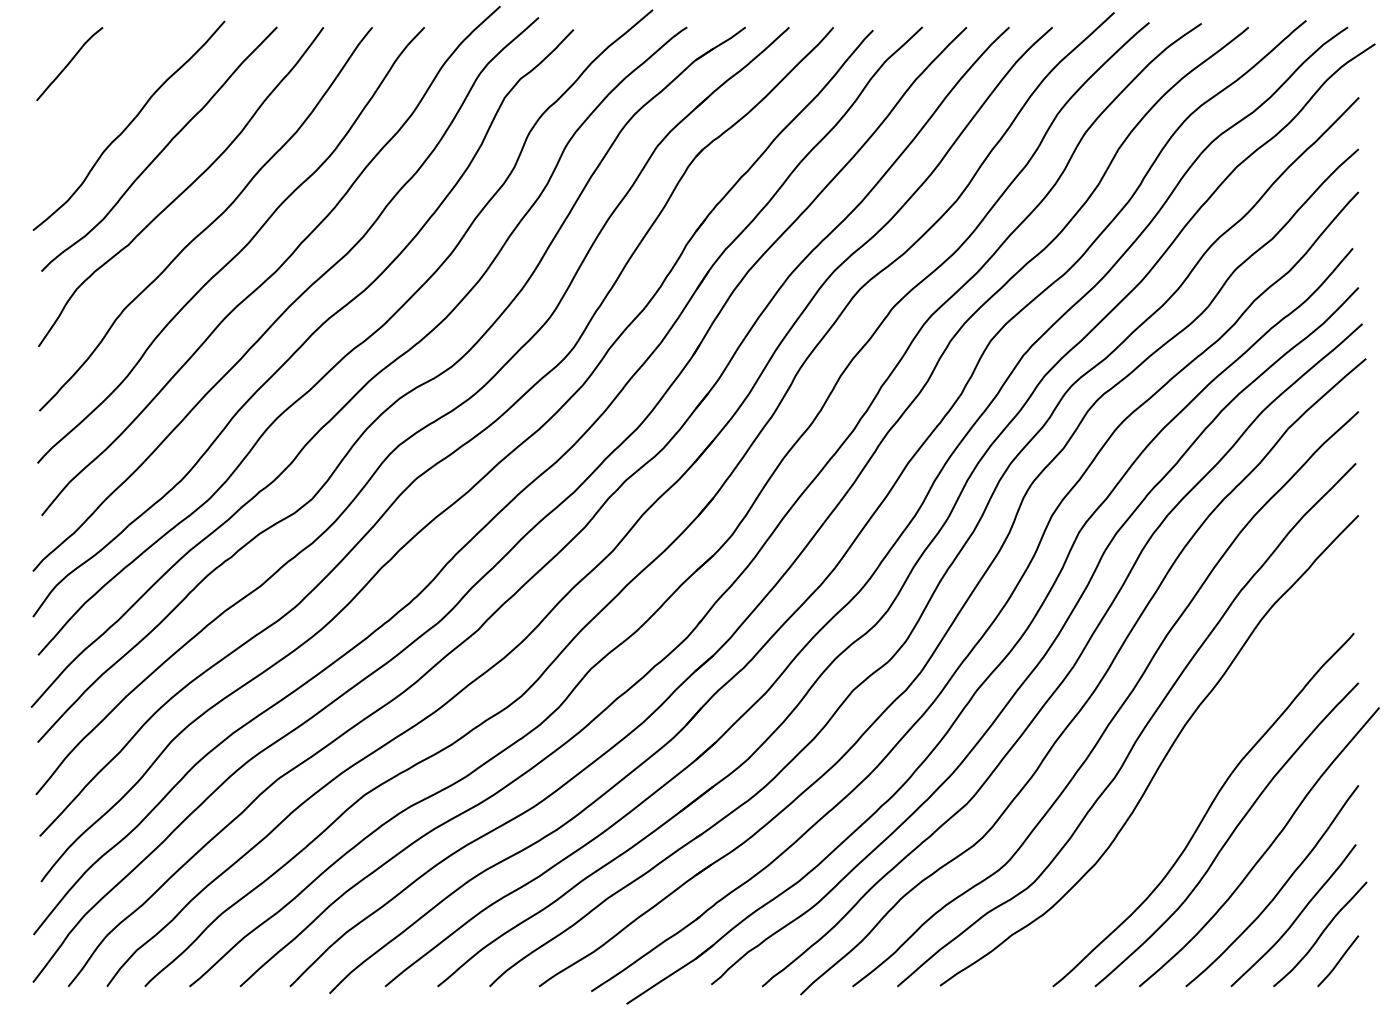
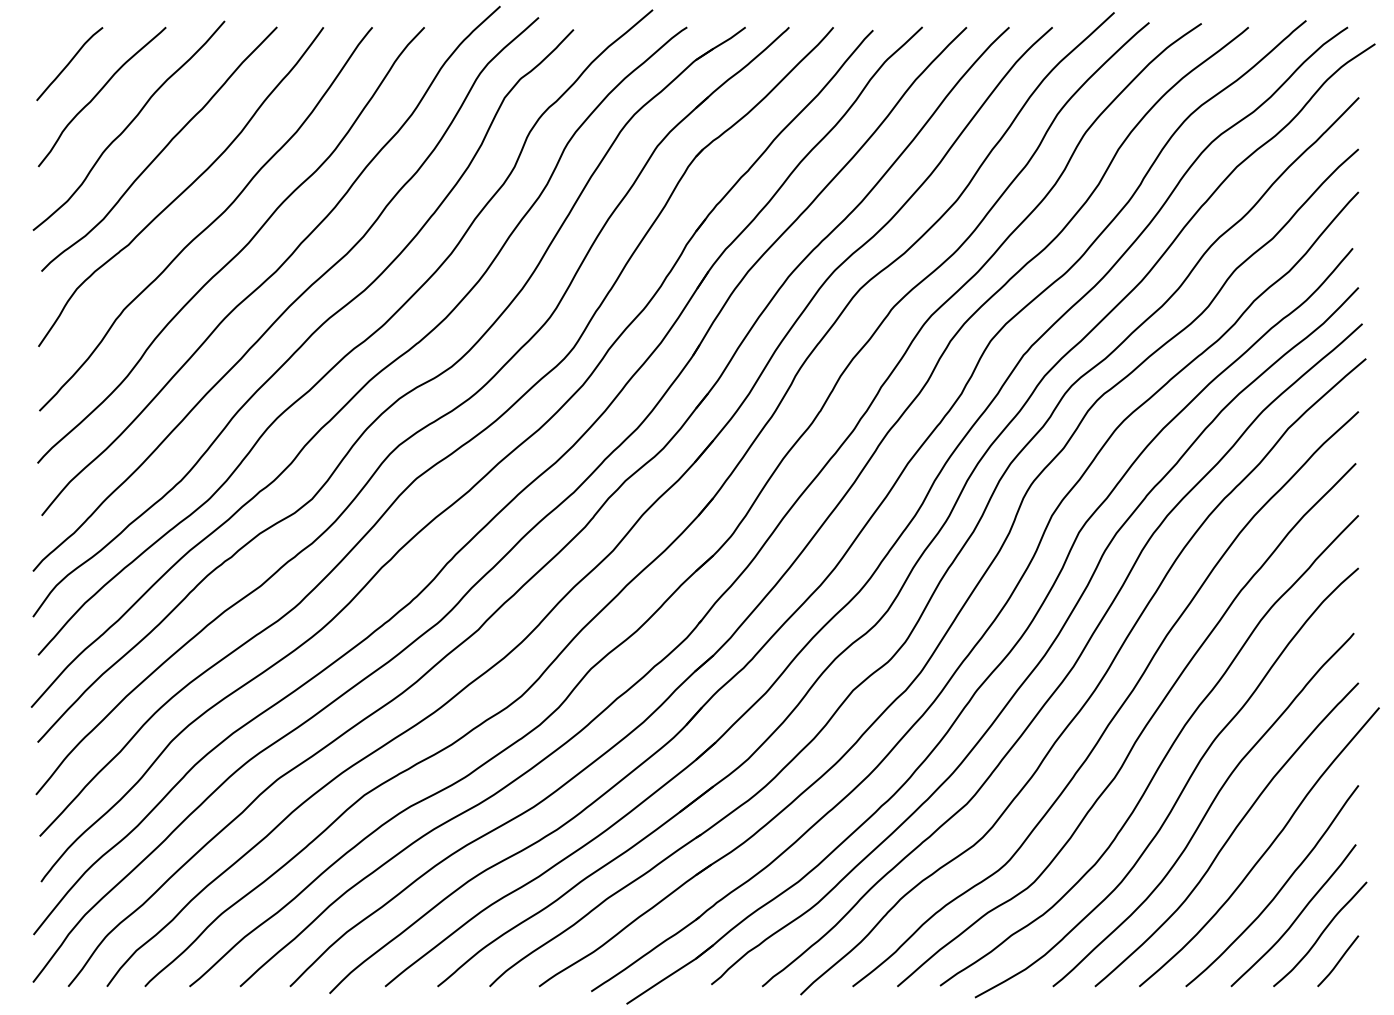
curve: none -> present (99, 93)
curve: none -> present (1181, 790)
